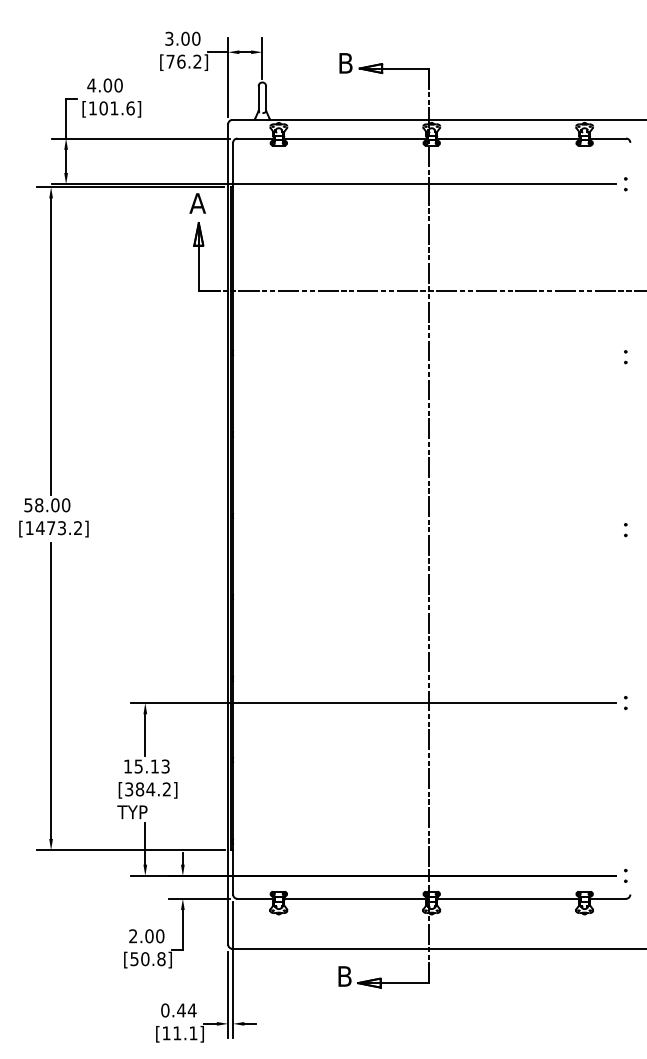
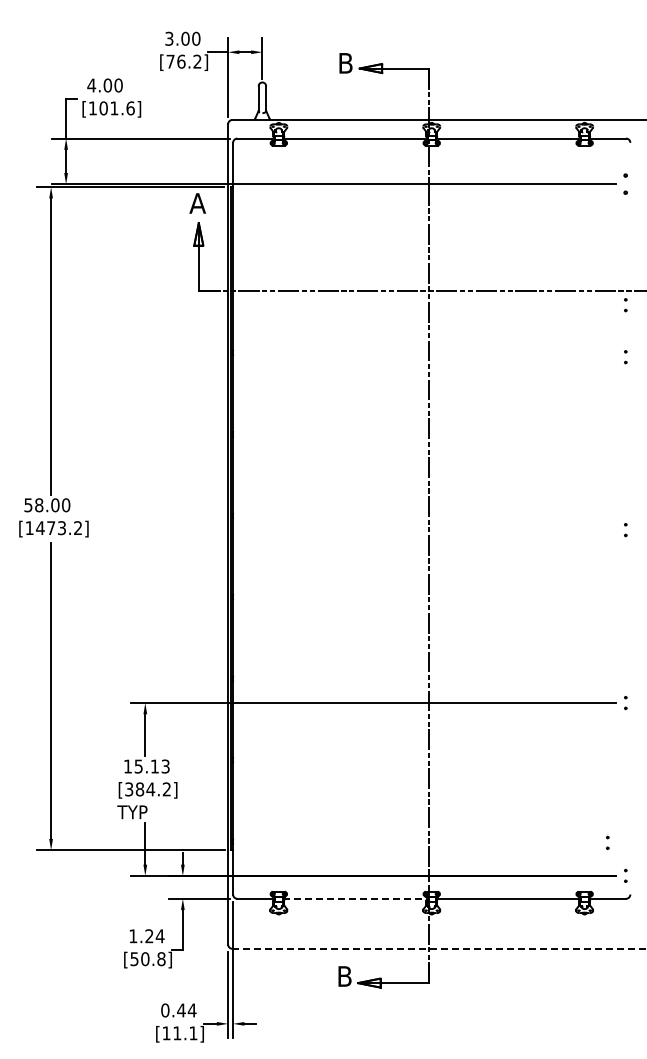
part size: 4x15 px -> 5x22 px (625, 183)
part: none -> present (625, 305)
part: none -> present (607, 842)
line: solid -> dashed (355, 898)
text: 2.00 -> 1.24 (146, 936)
line: solid -> dashed (439, 948)
